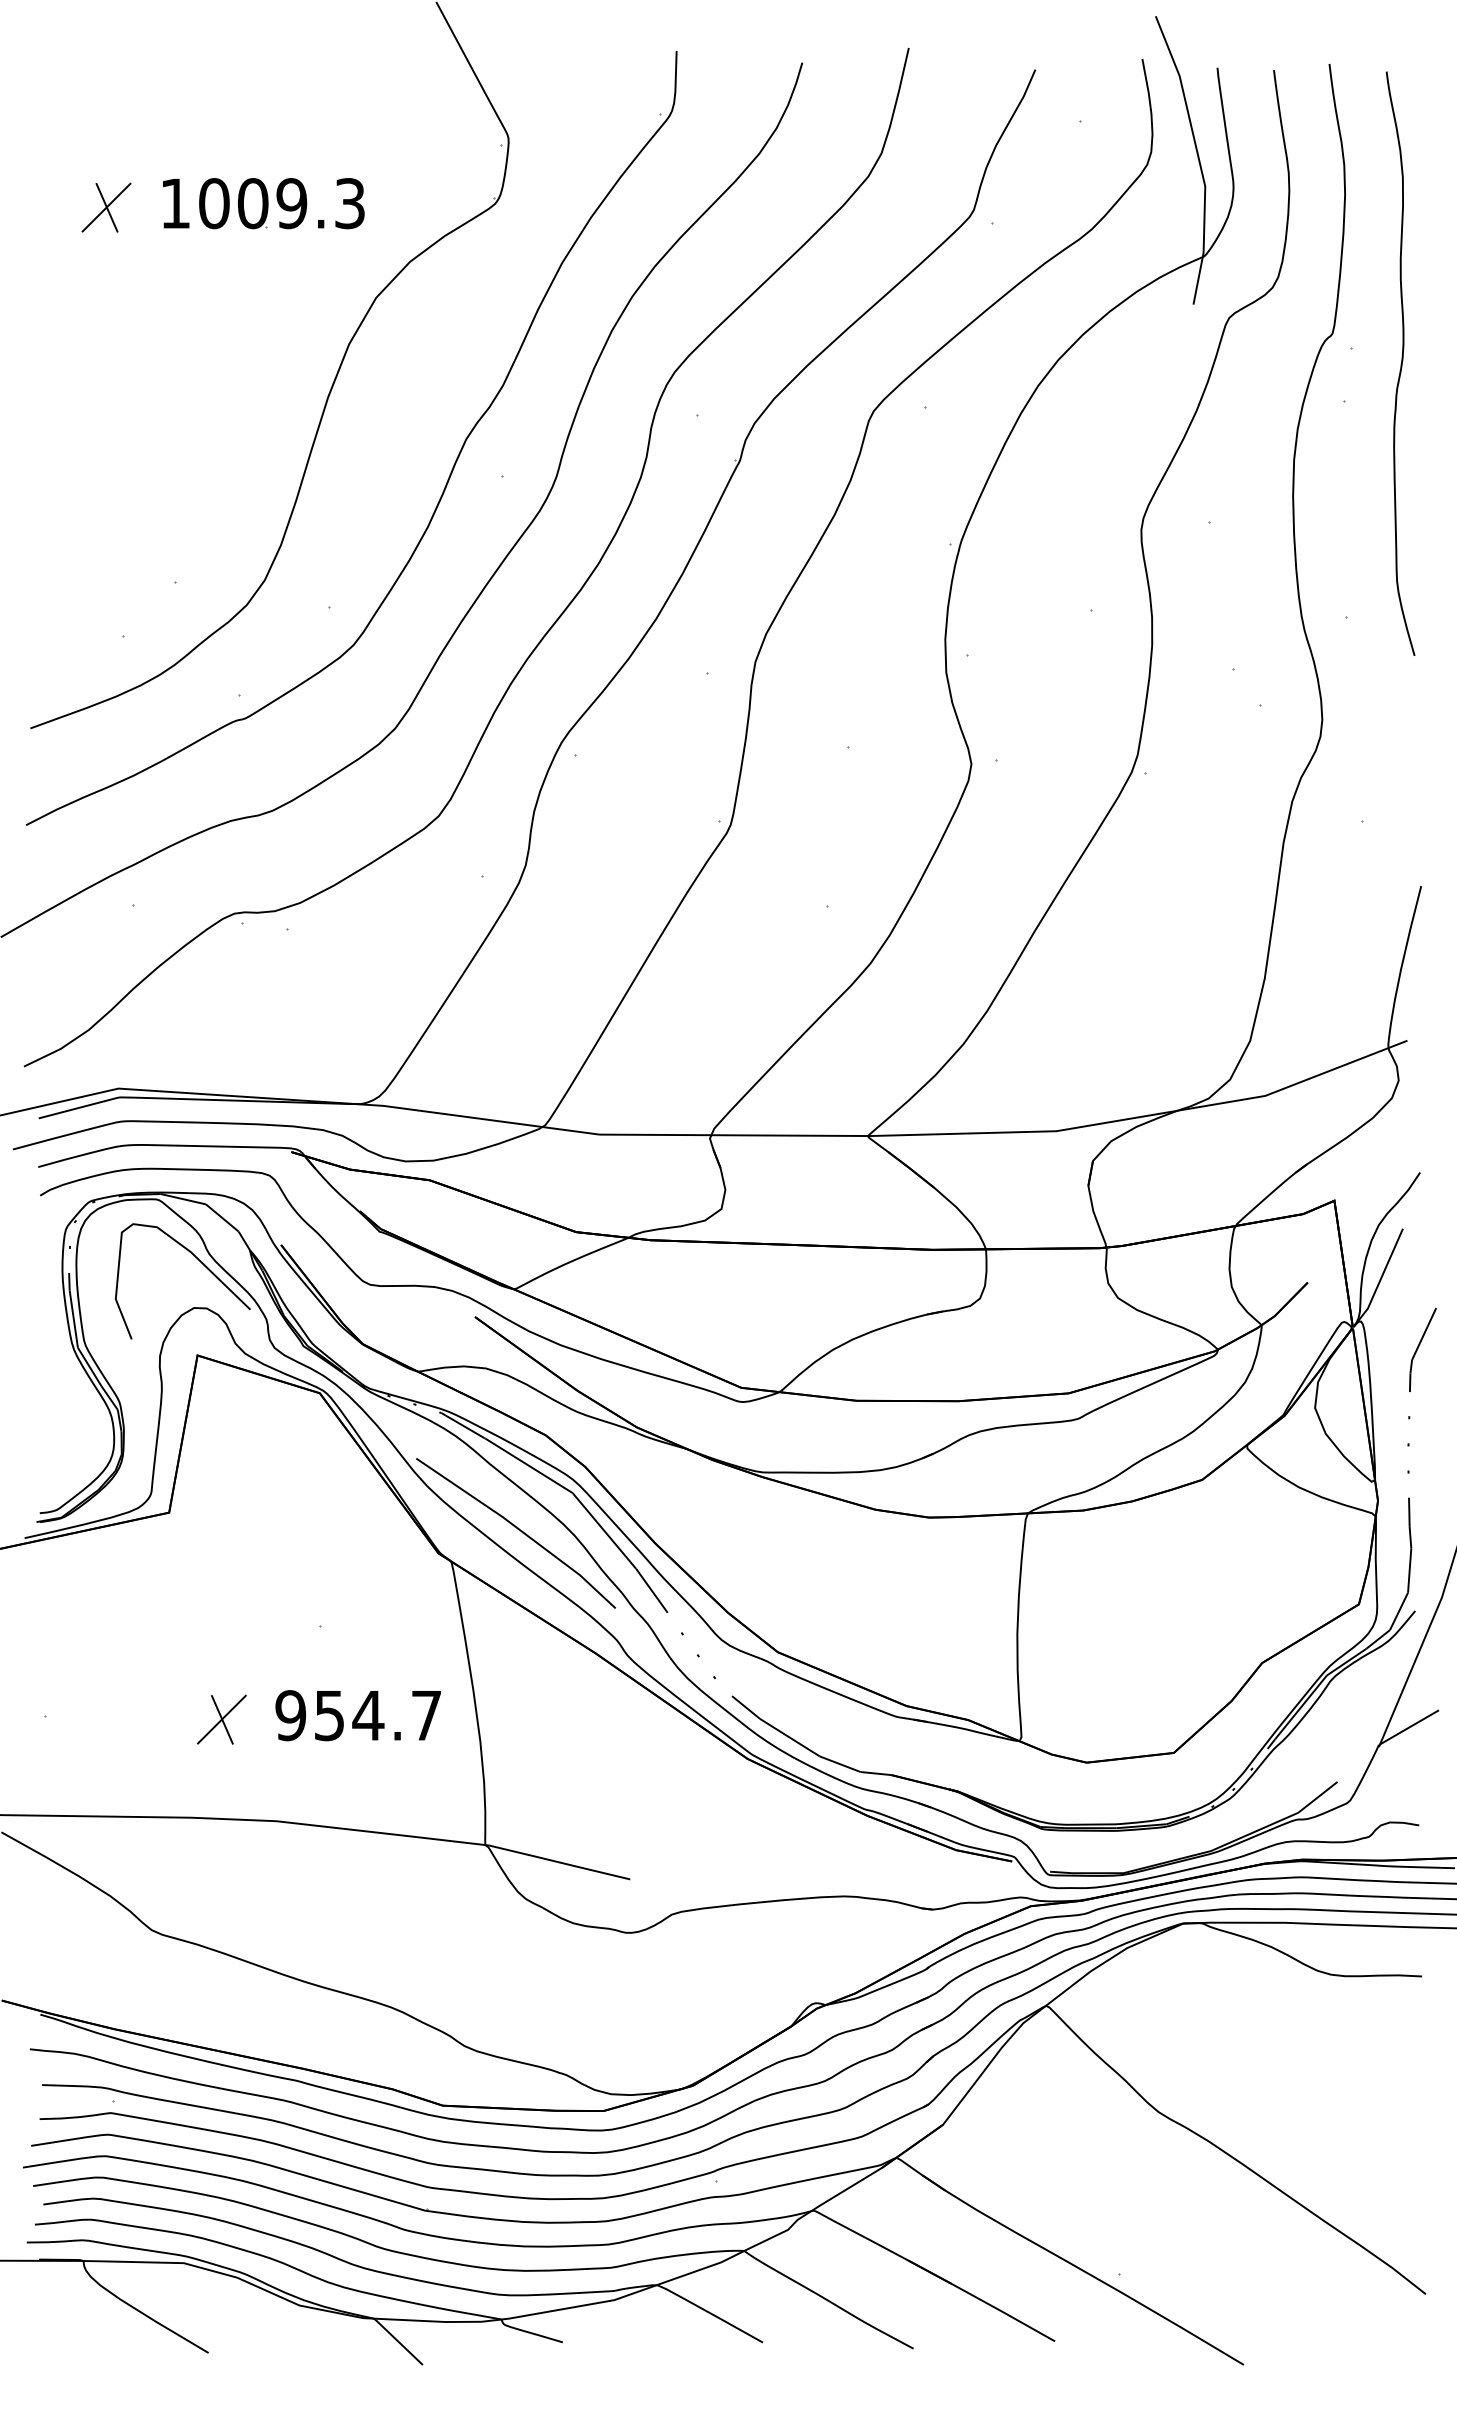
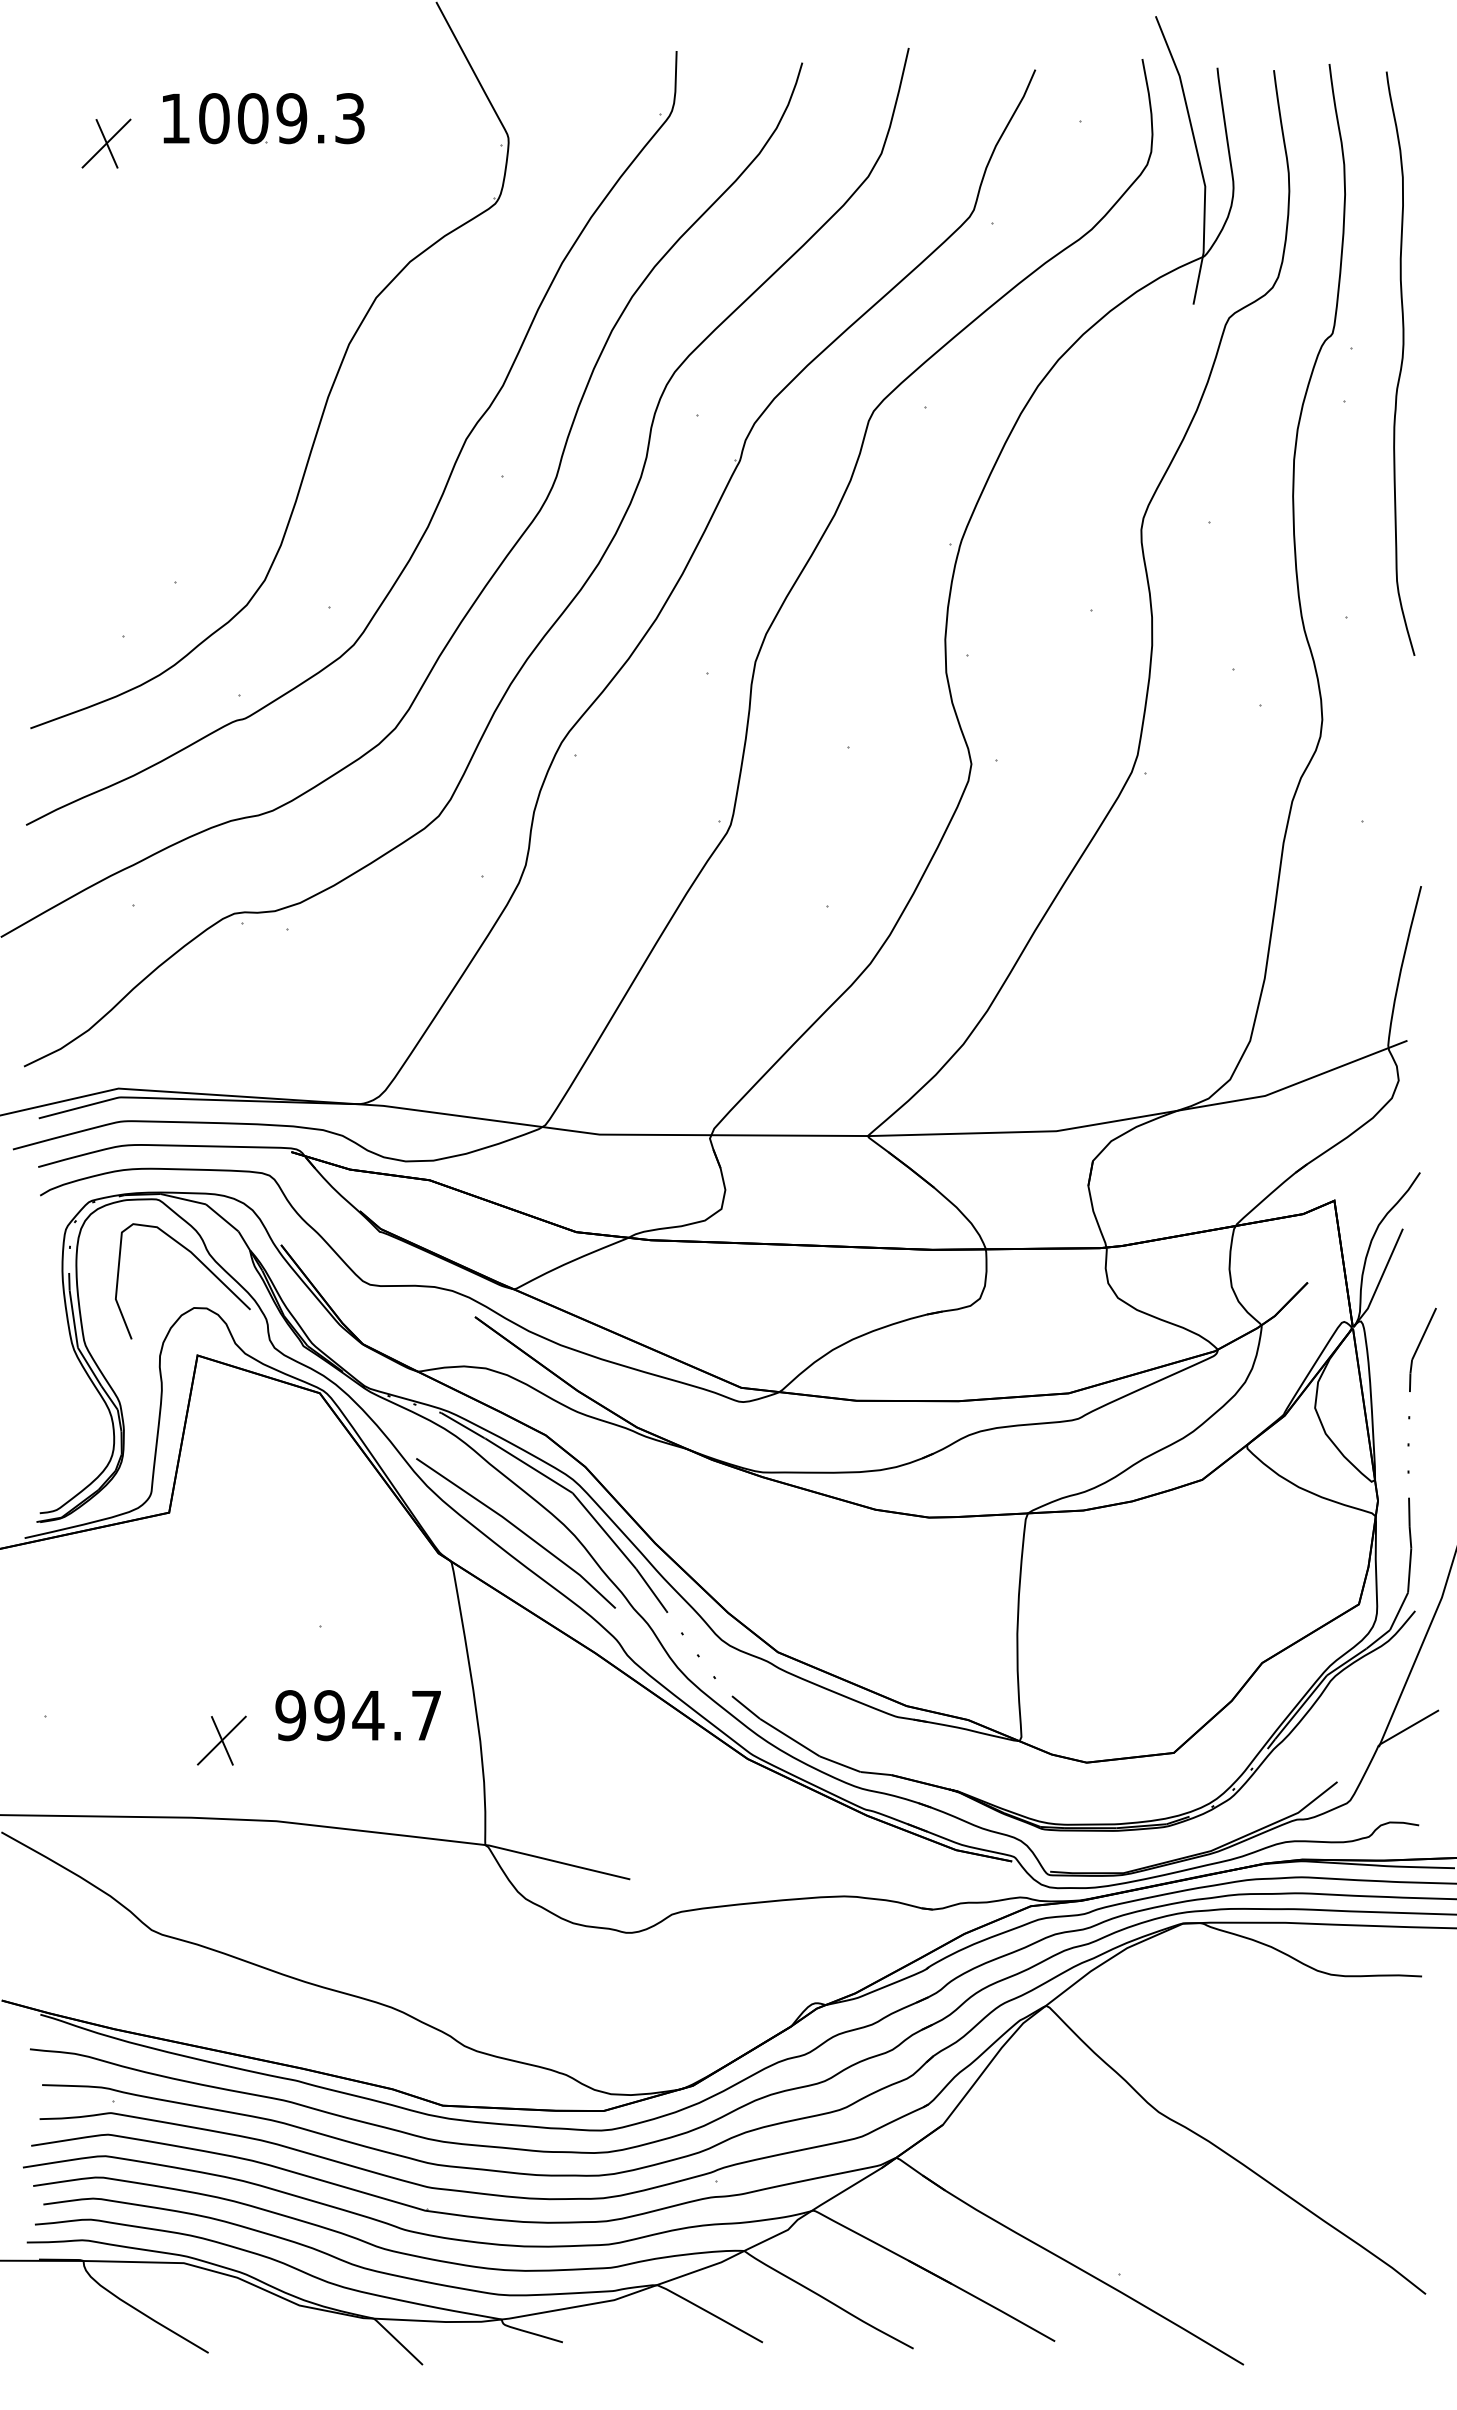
part position: (263, 203) -> (263, 118) (263, 118)
part position: (106, 207) -> (106, 143) (106, 143)
text: 954.7 -> 994.7 (329, 1715)
part position: (221, 1719) -> (221, 1740) (221, 1740)
